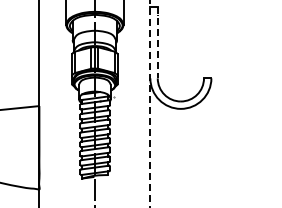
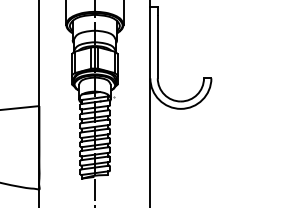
line: dashed -> solid (157, 42)
line: dashed -> solid (150, 103)
